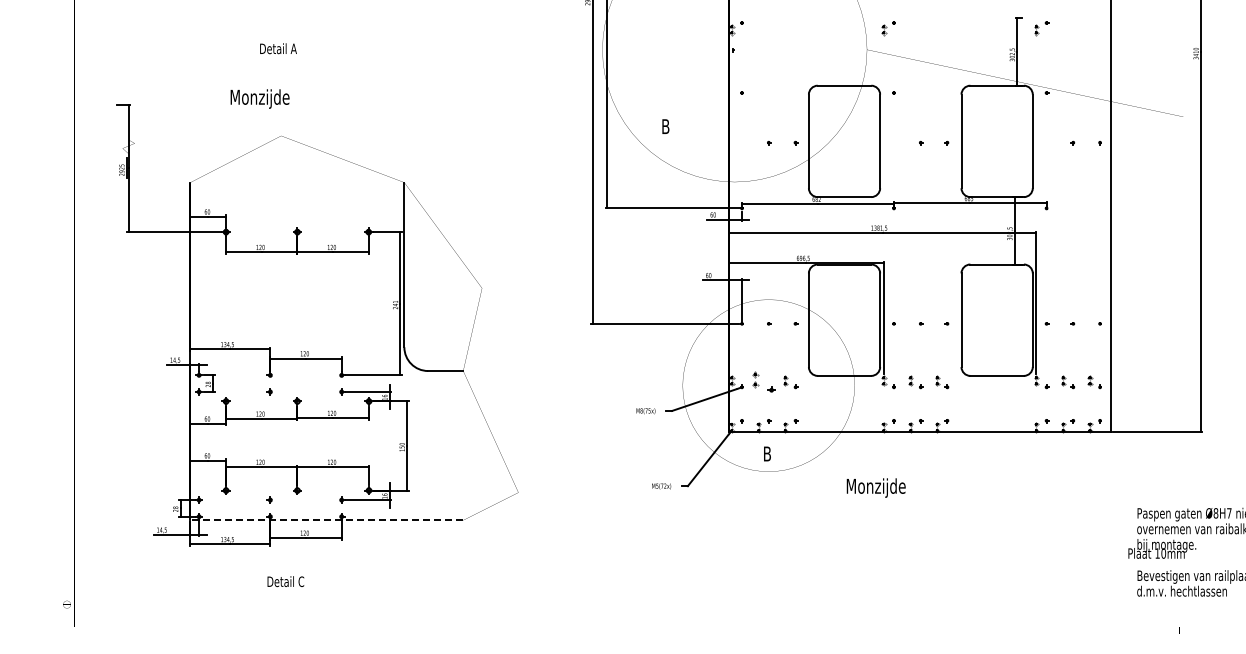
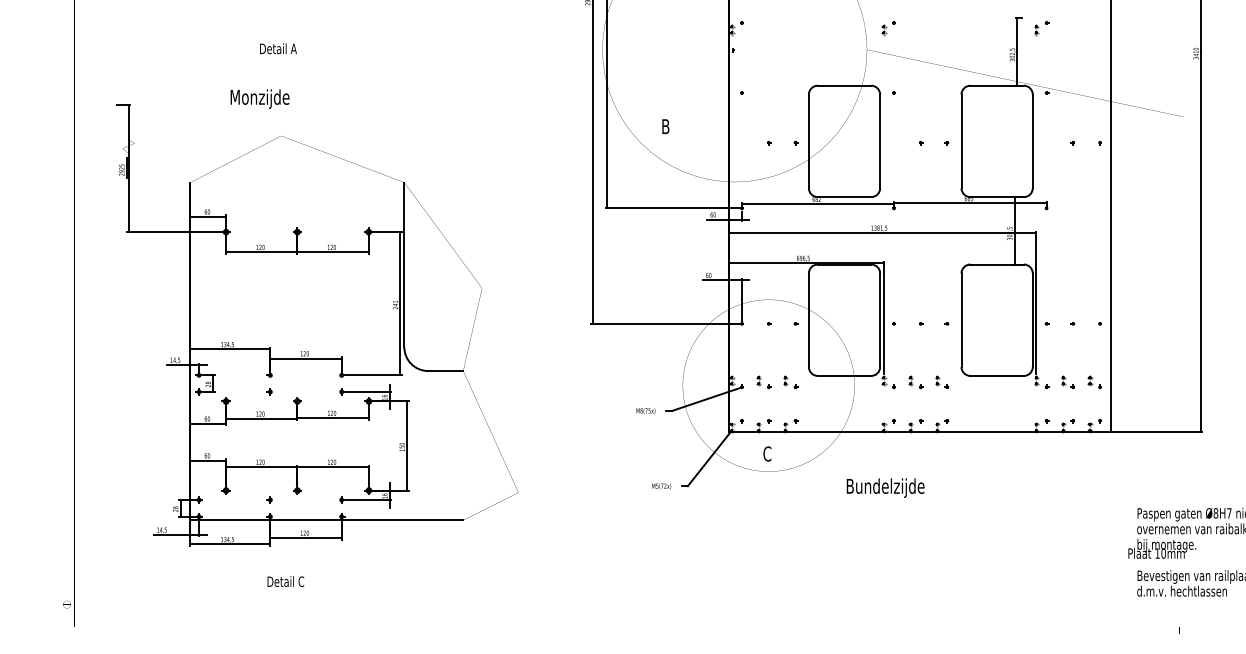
part size: 24x22 px -> 16x15 px (763, 382)
text: B -> C (767, 453)
text: Monzijde -> Bundelzijde (886, 487)
line: dashed -> solid (326, 520)
